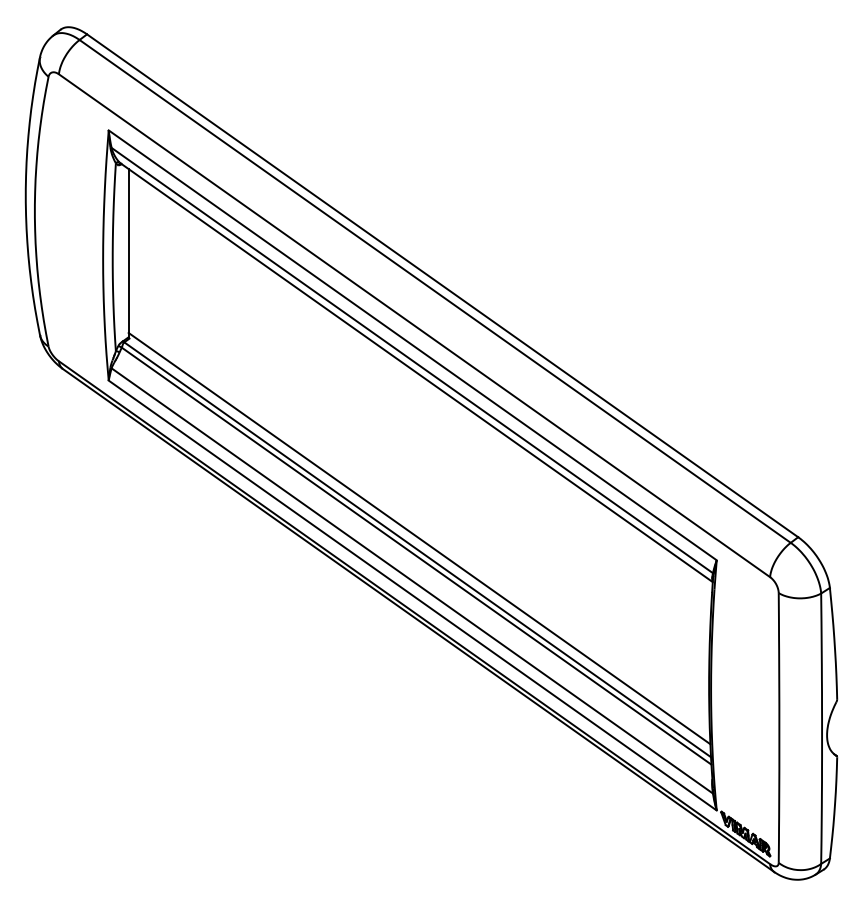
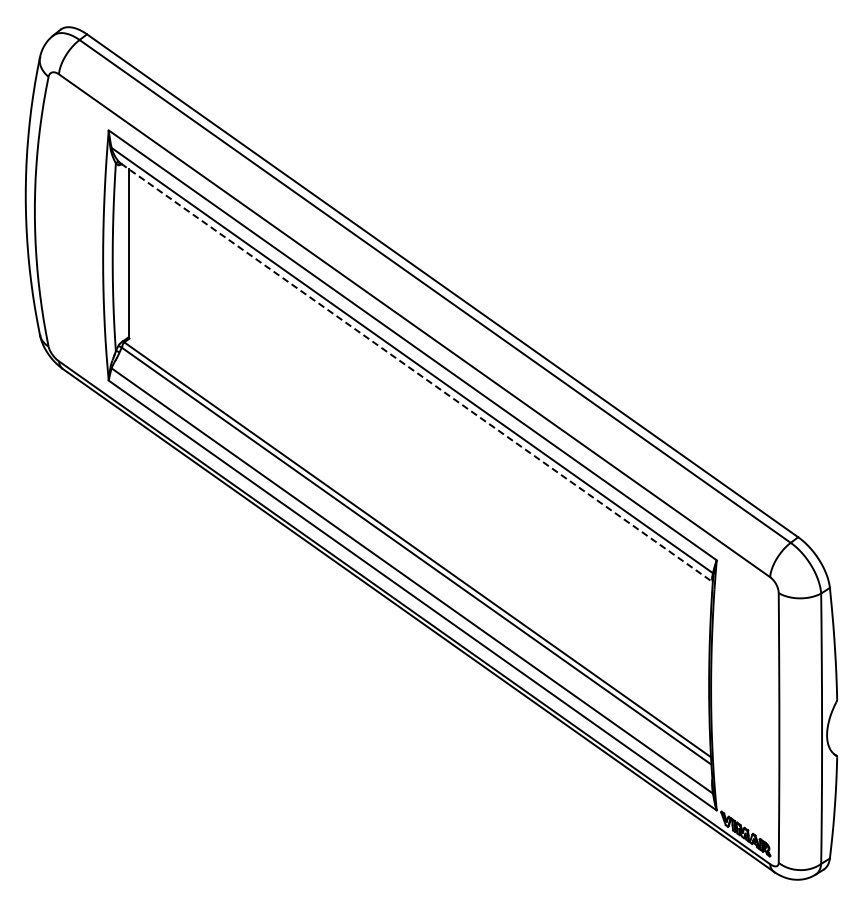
line: solid -> dashed (417, 373)
line: present -> none (419, 538)
